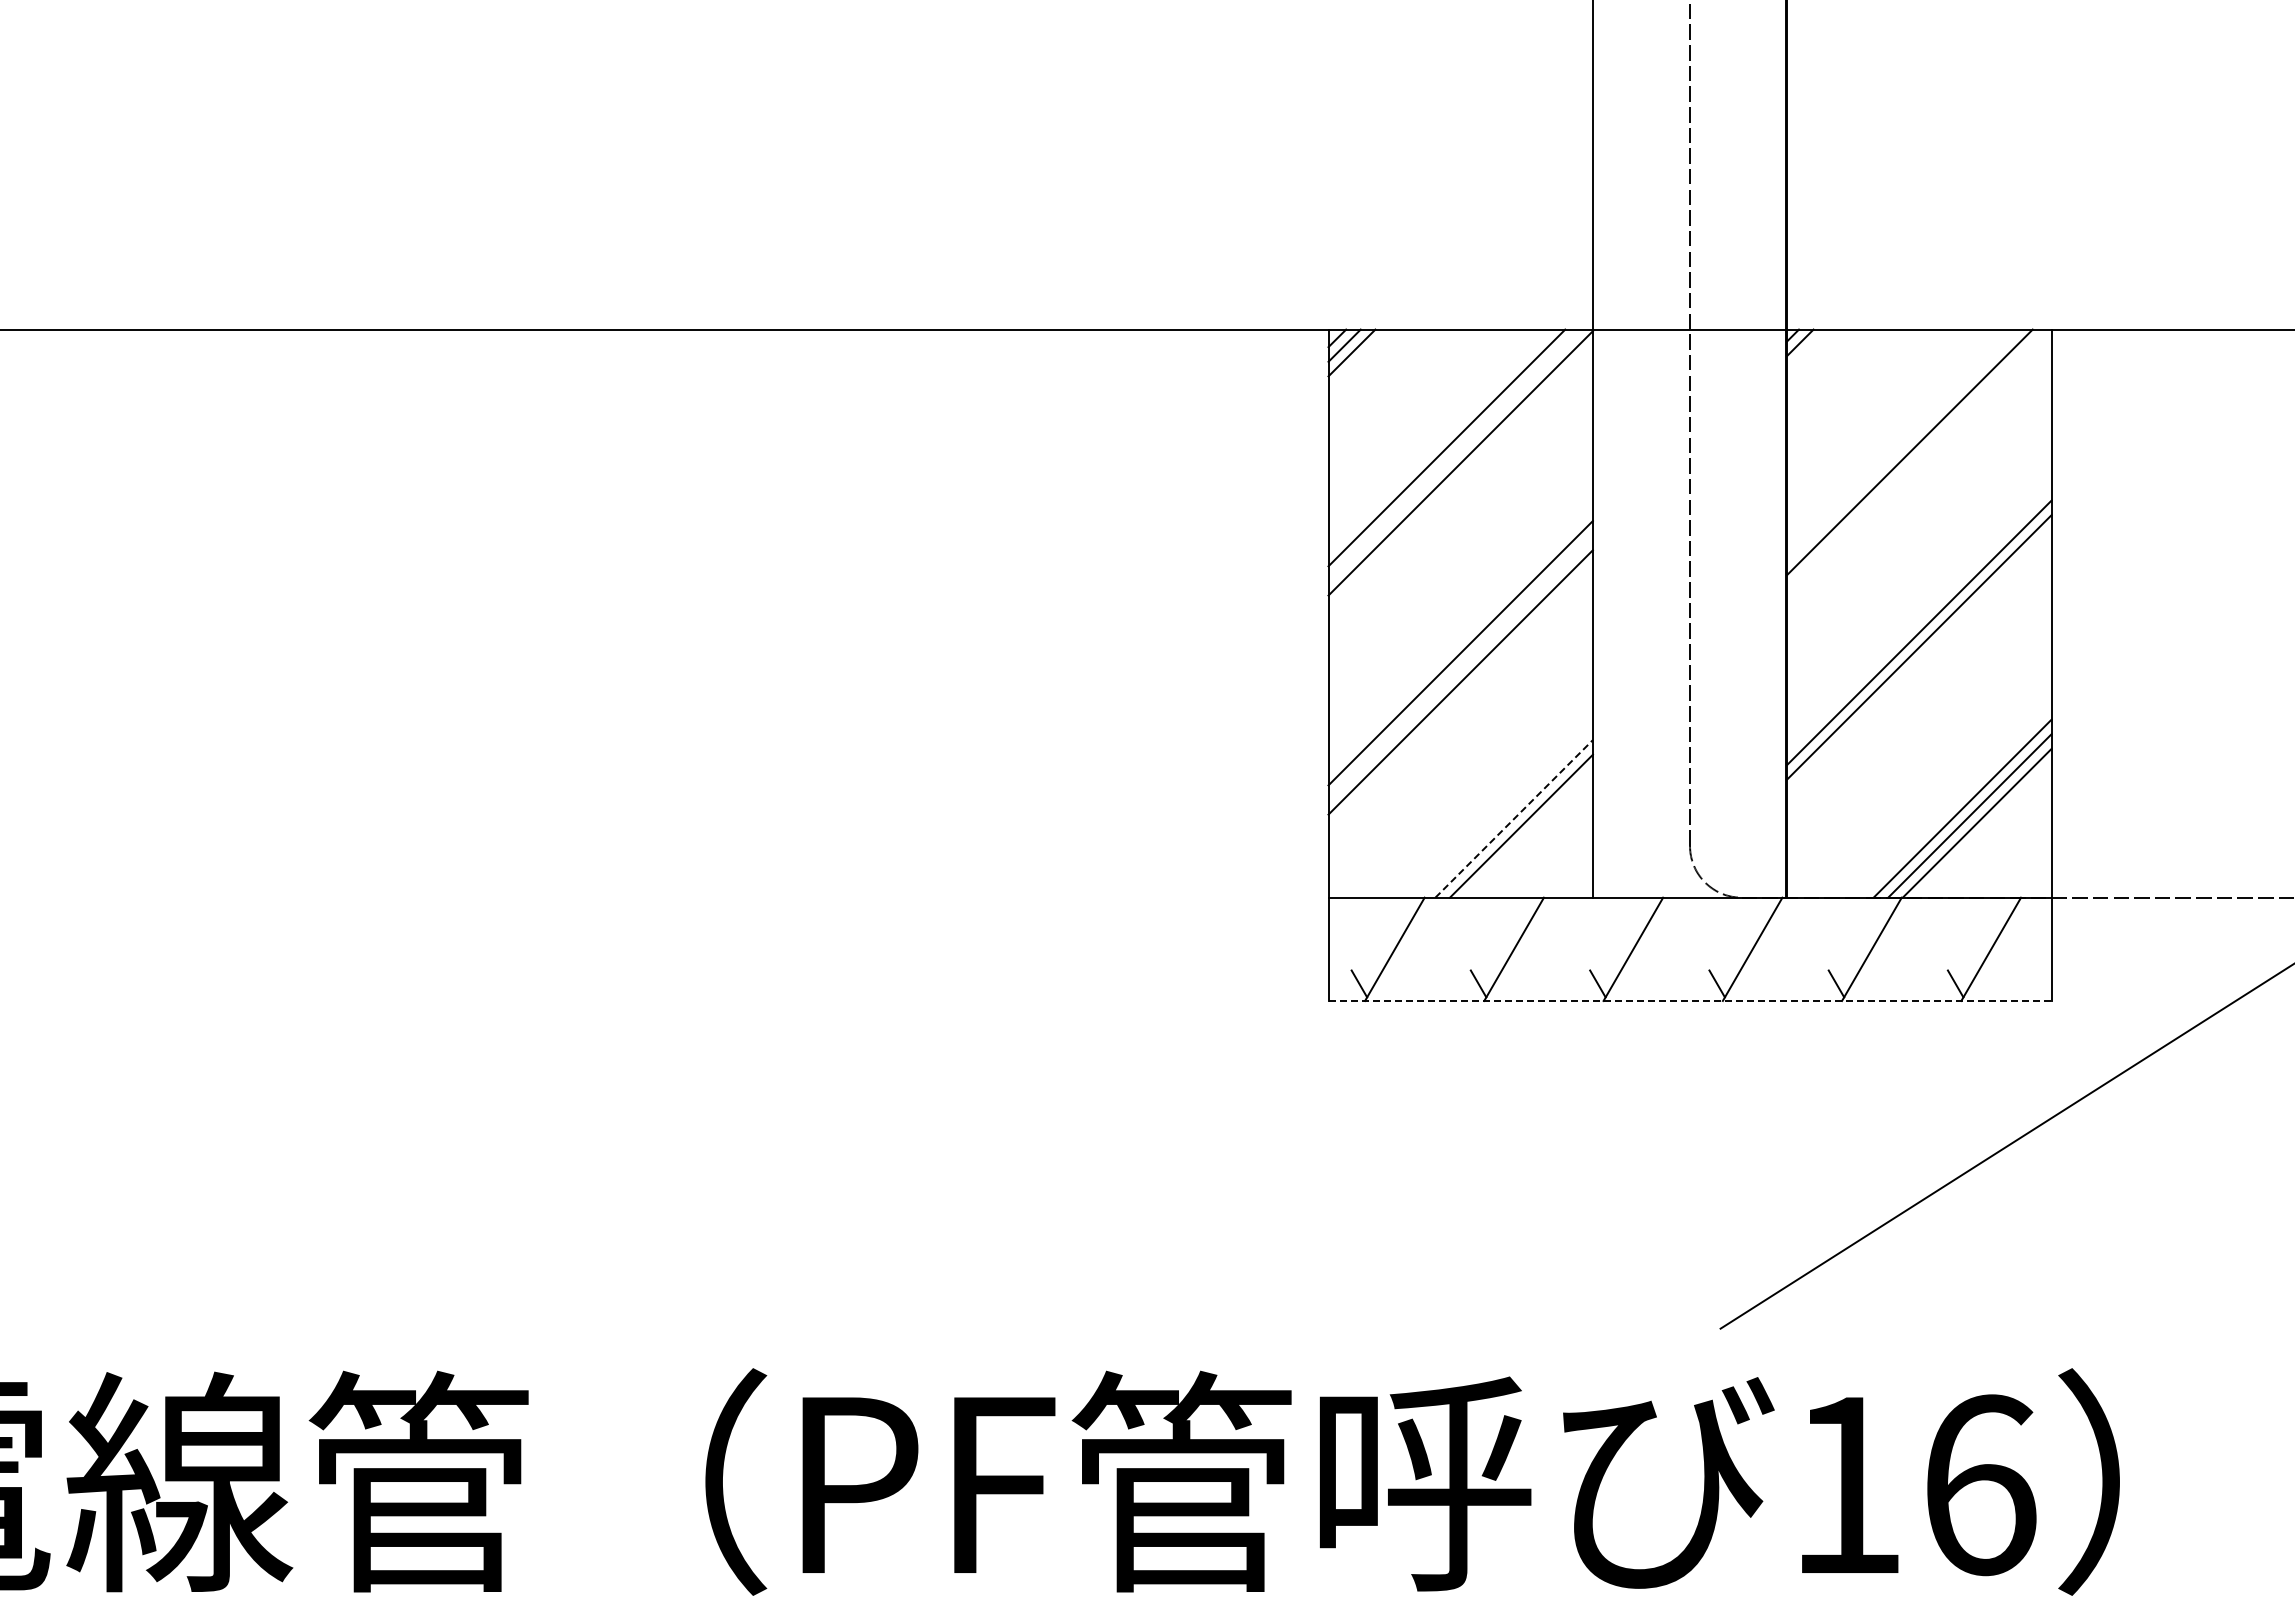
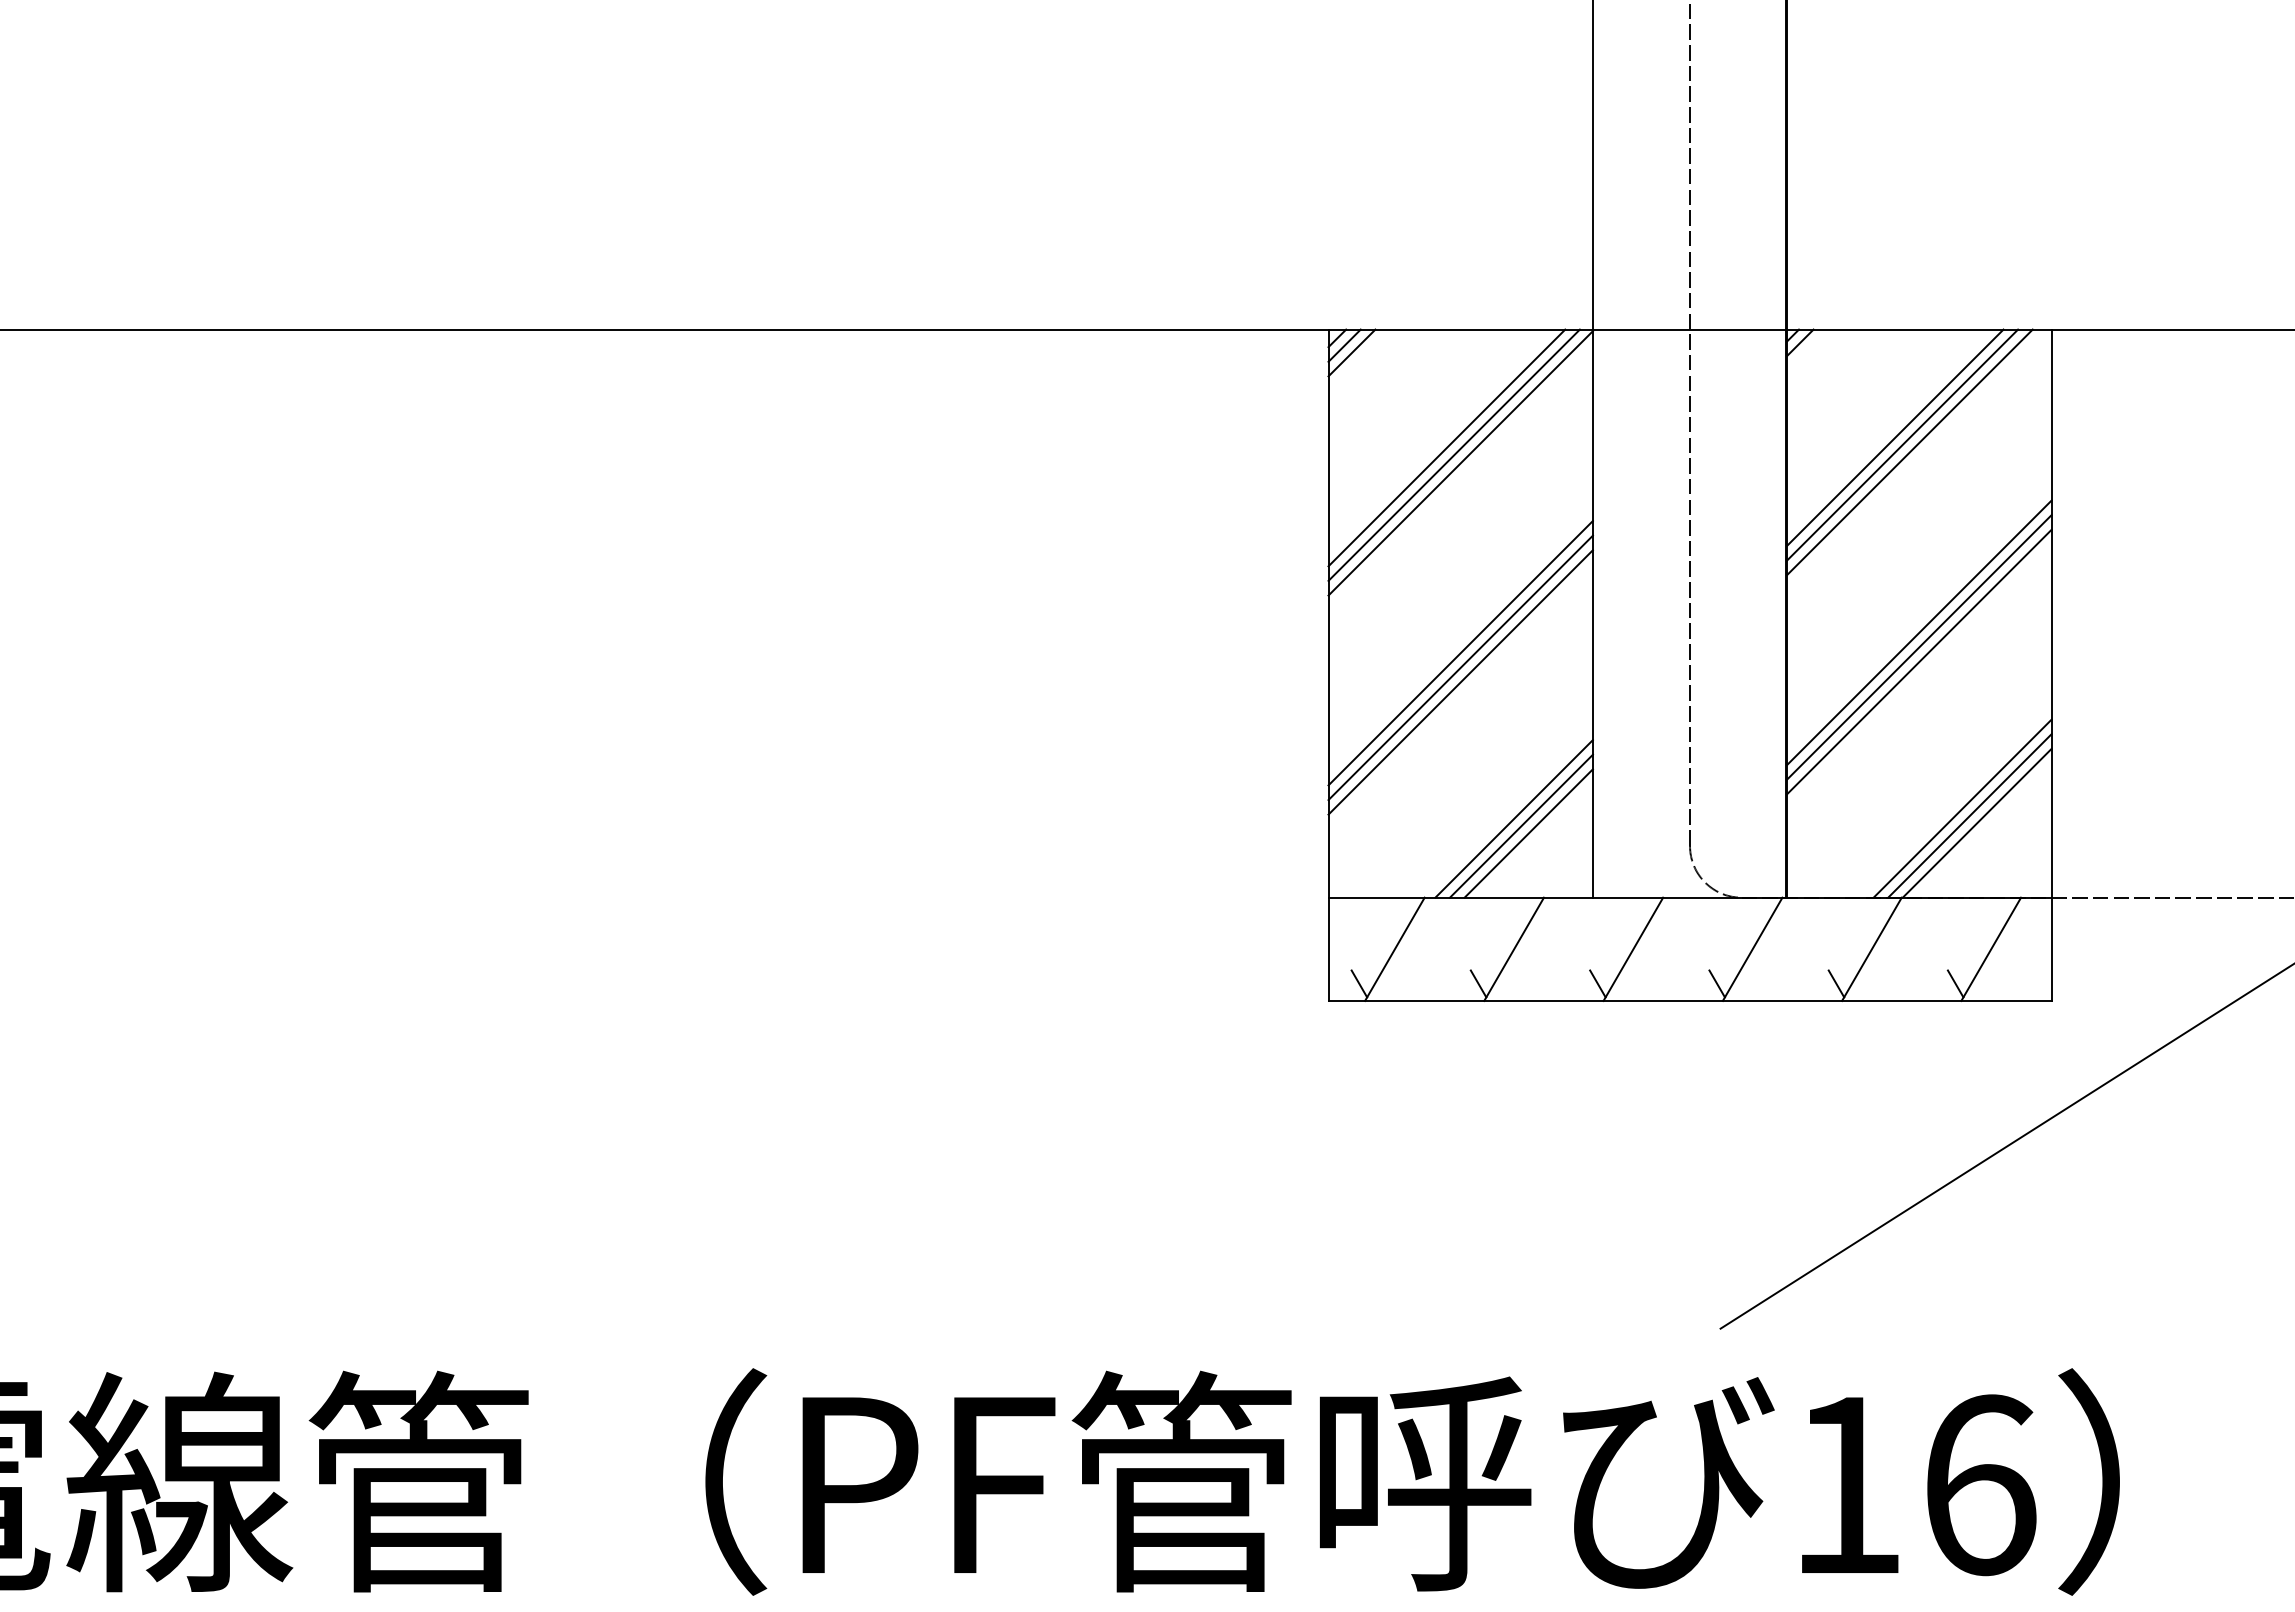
line: none -> present (1895, 437)
line: none -> present (1902, 444)
line: none -> present (1453, 454)
line: none -> present (1919, 661)
line: none -> present (1460, 667)
line: dashed -> solid (1514, 818)
line: none -> present (1528, 833)
line: dashed -> solid (1690, 1000)
